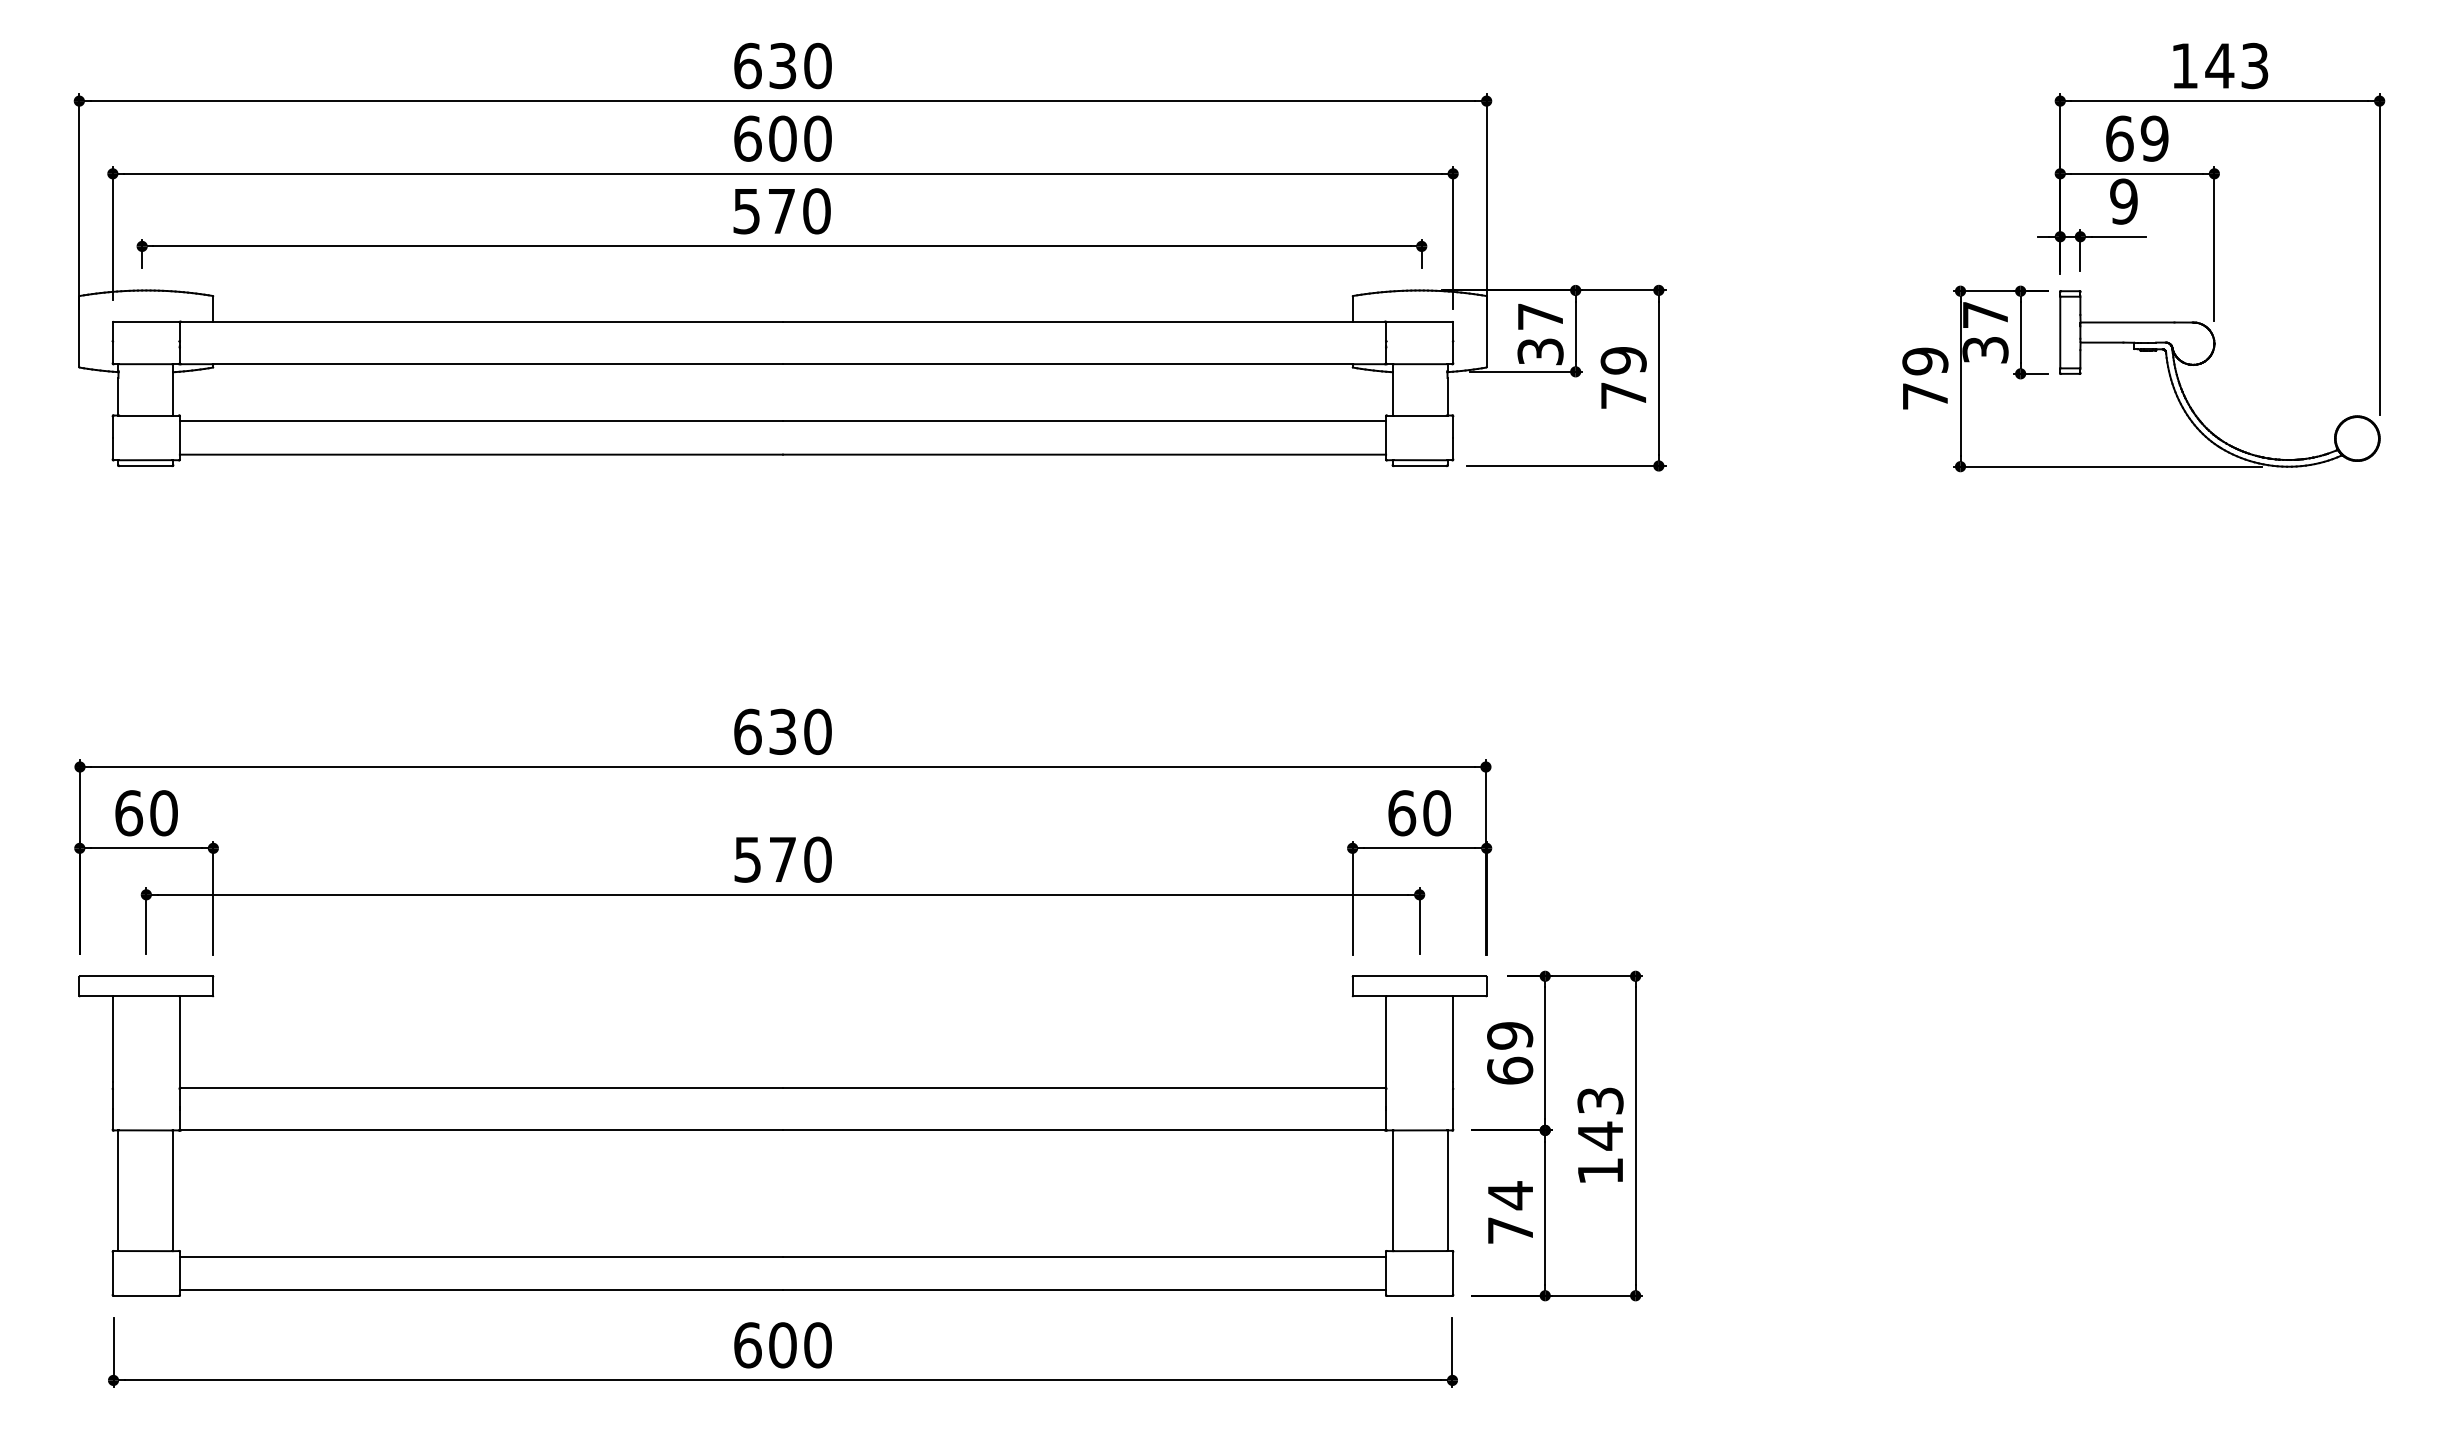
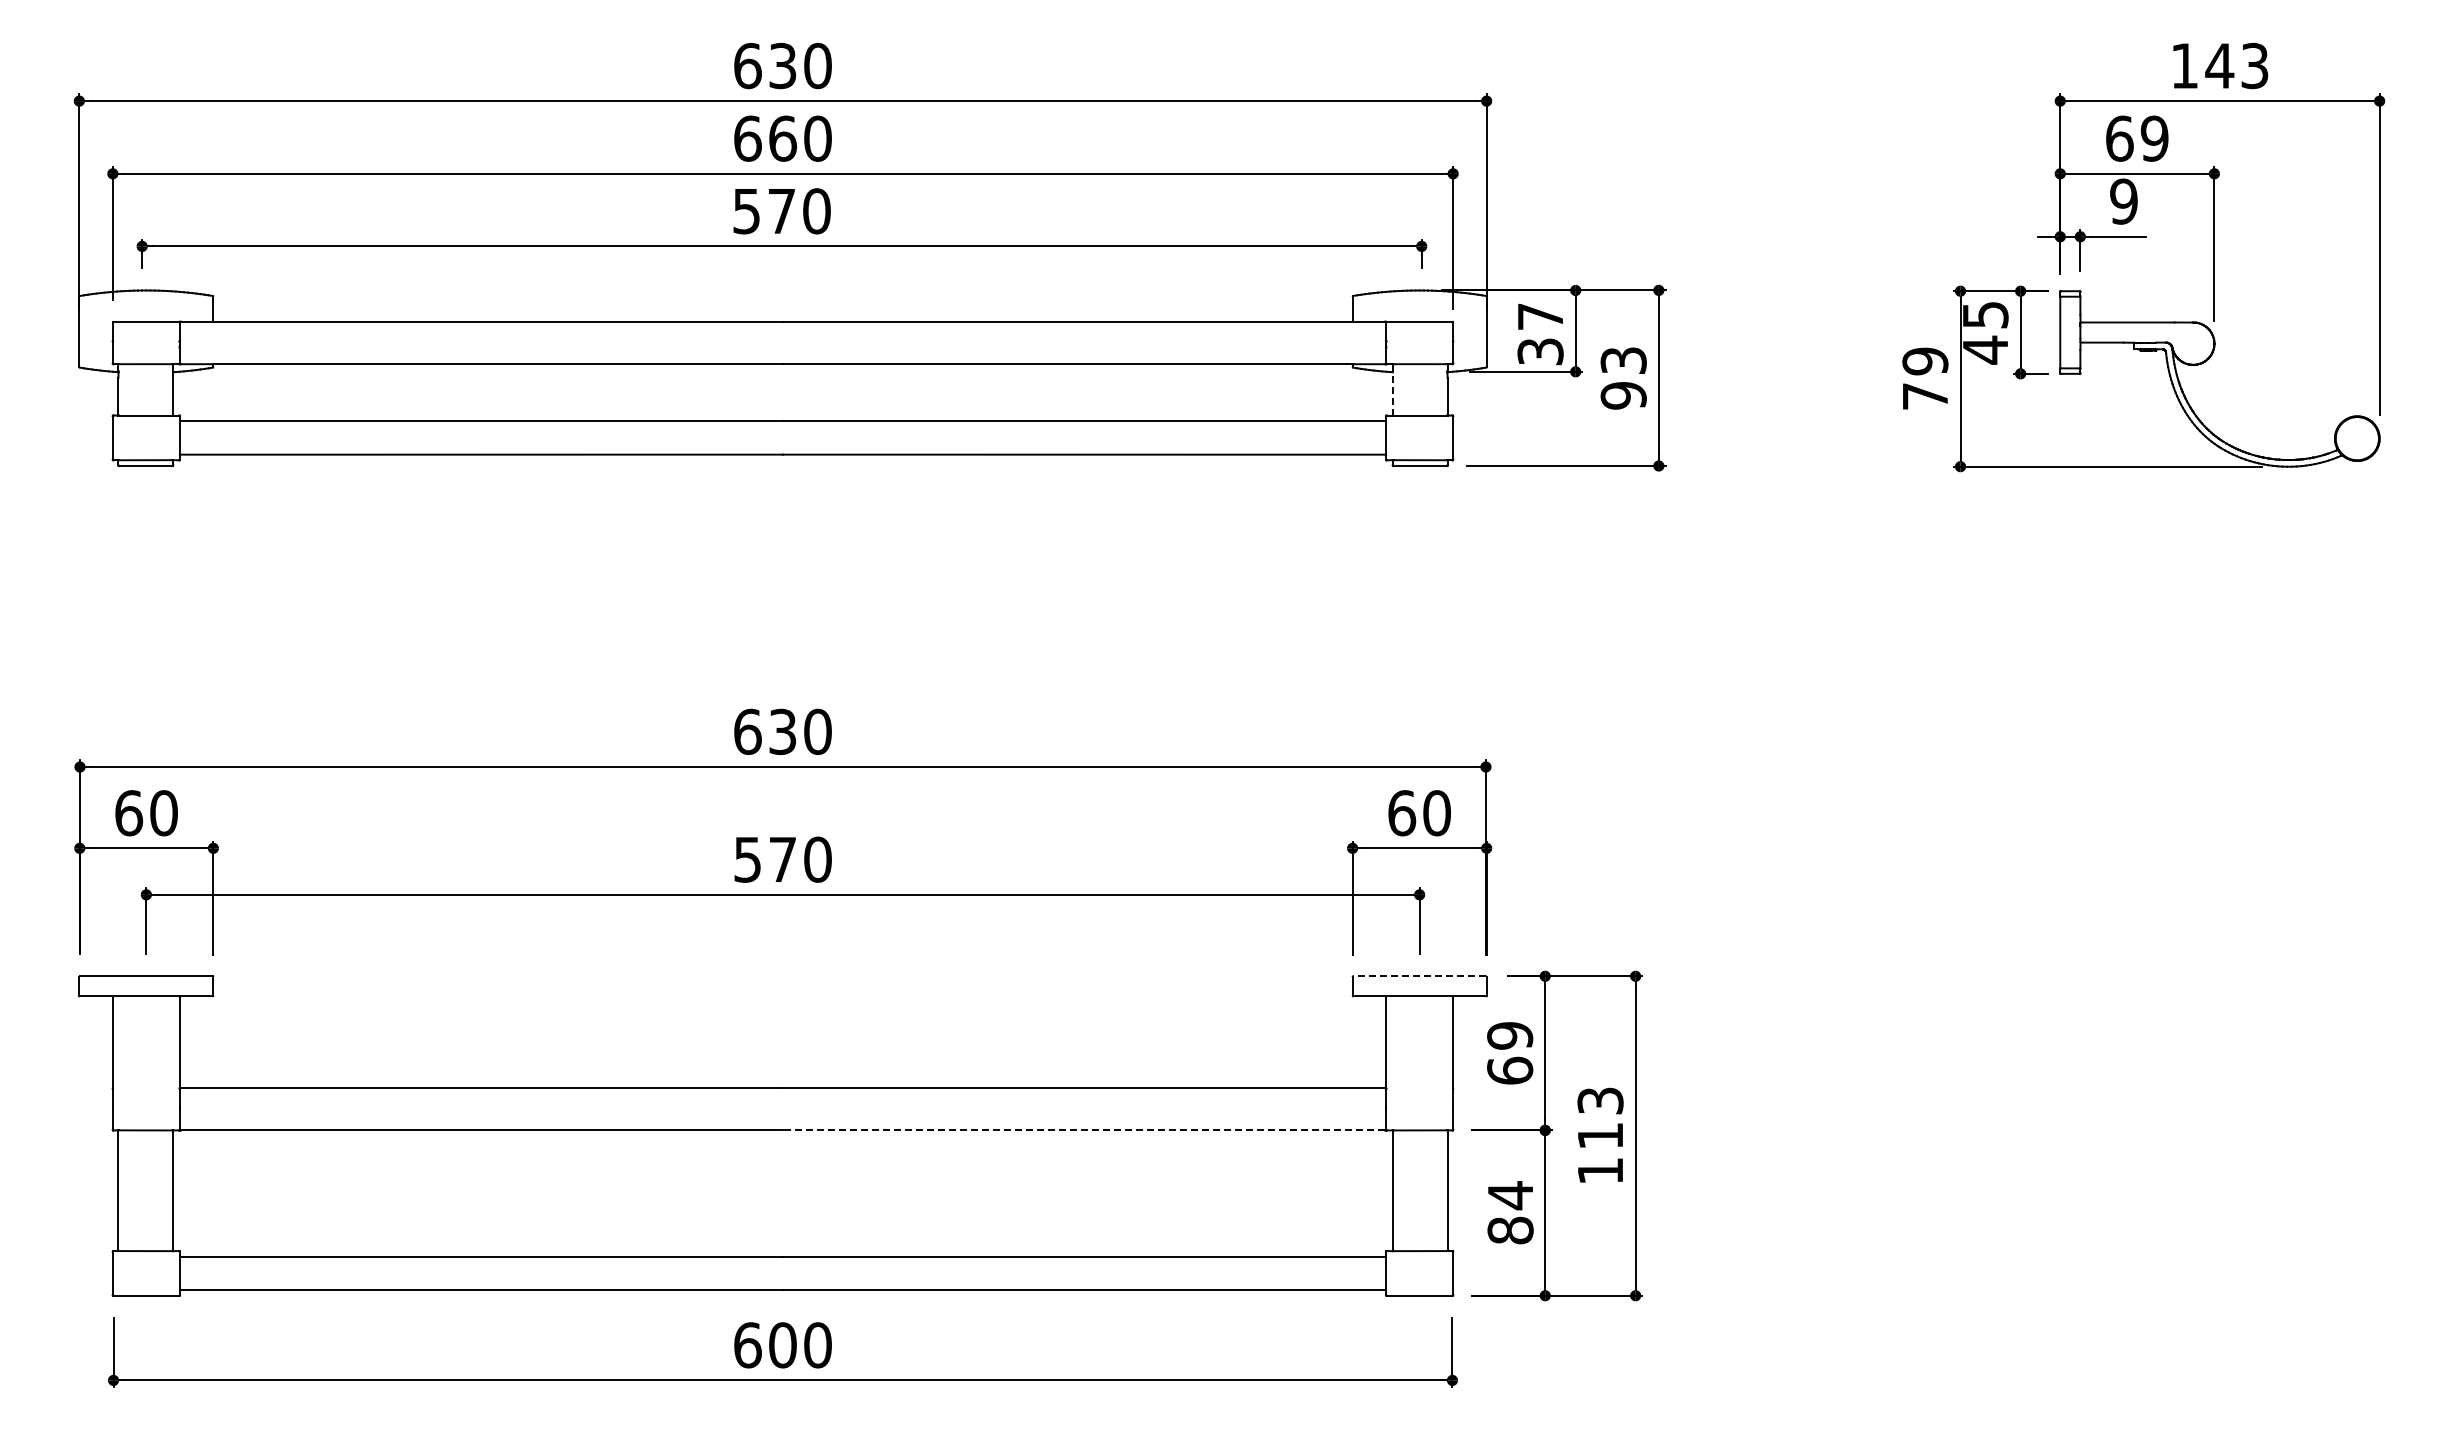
text: 600 -> 660 (782, 138)
text: 37 -> 45 (1985, 333)
text: 79 -> 93 (1623, 378)
line: solid -> dashed (1392, 393)
line: solid -> dashed (1419, 976)
line: solid -> dashed (1083, 1130)
text: 143 -> 113 (1600, 1135)
text: 74 -> 84 (1510, 1230)
